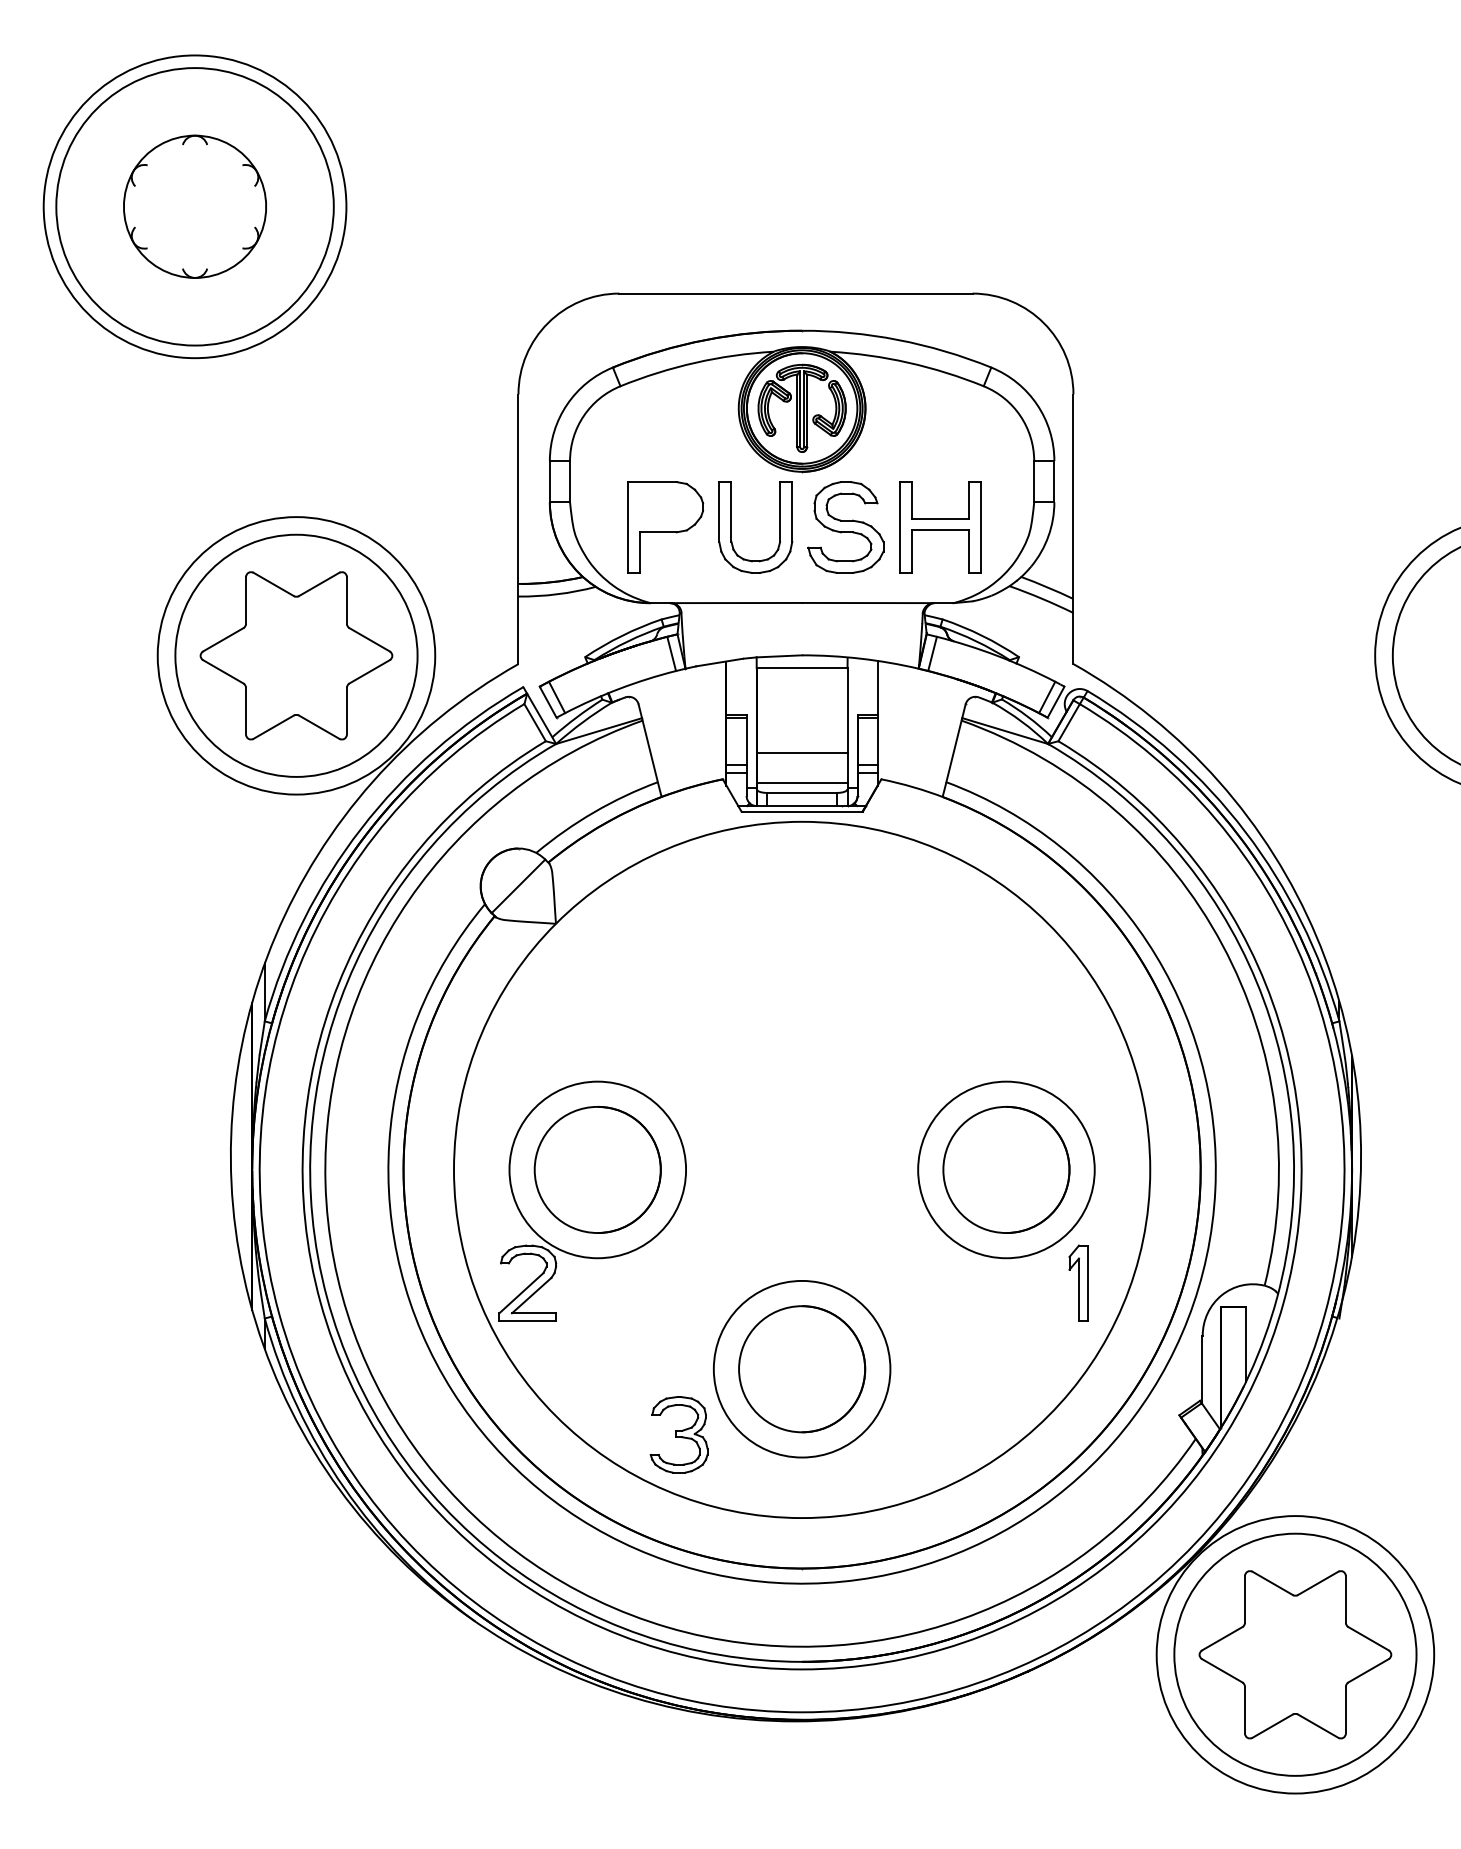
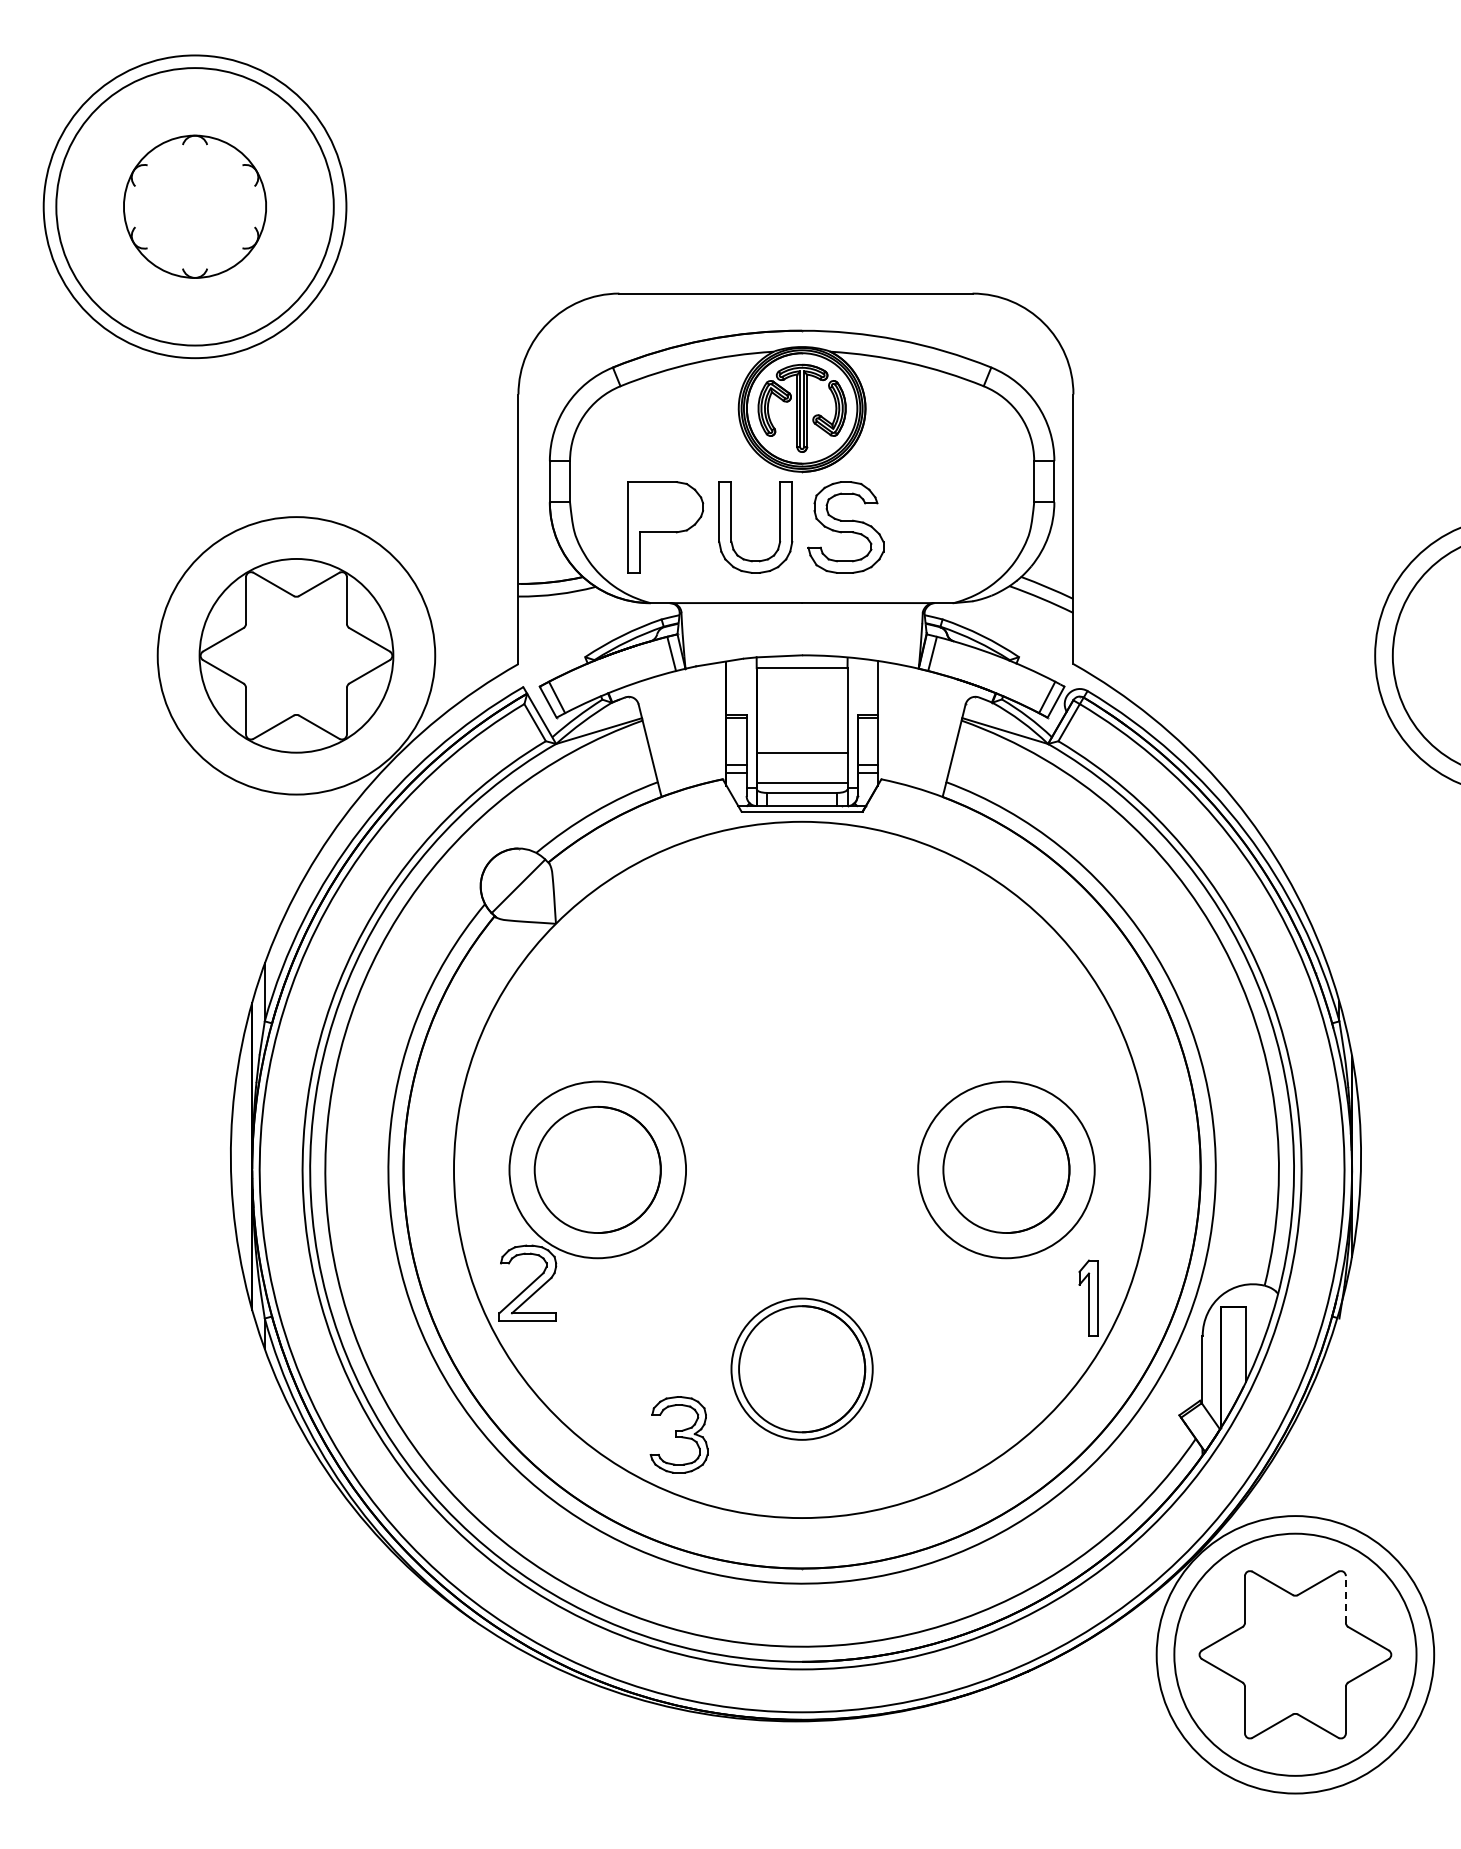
part: present -> none (940, 527)
circle diameter: 242 px -> 194 px (296, 655)
part position: (1078, 1282) -> (1088, 1297) (1088, 1297)
circle diameter: 177 px -> 141 px (801, 1368)
line: solid -> dashed (1345, 1598)
